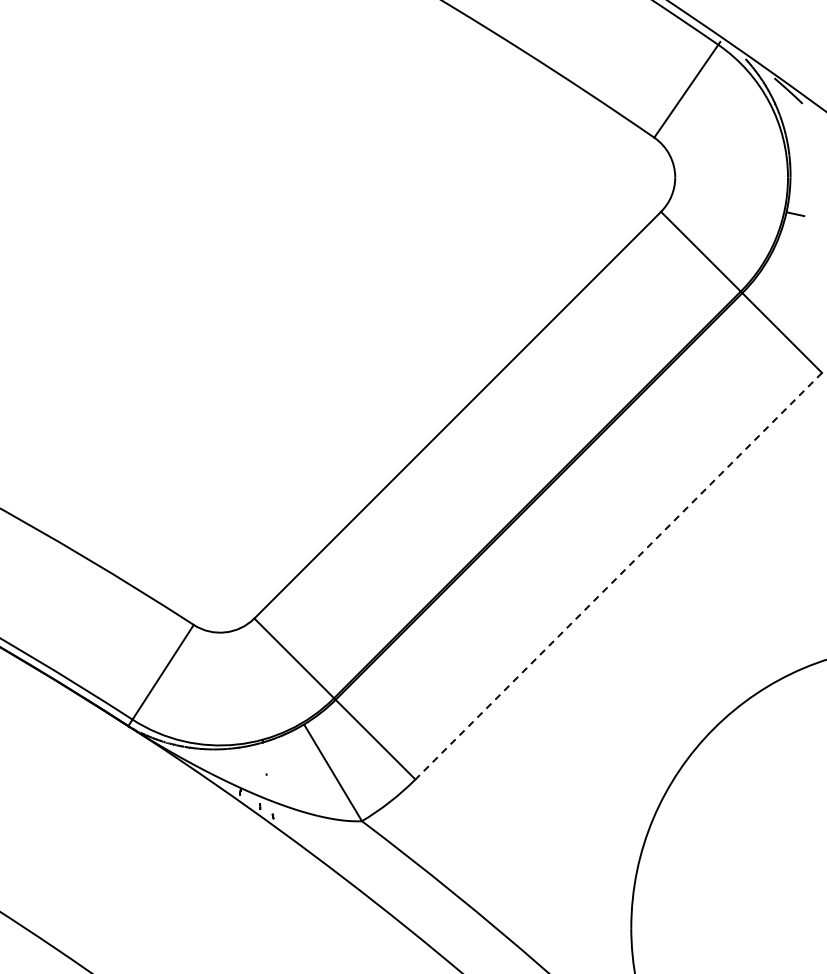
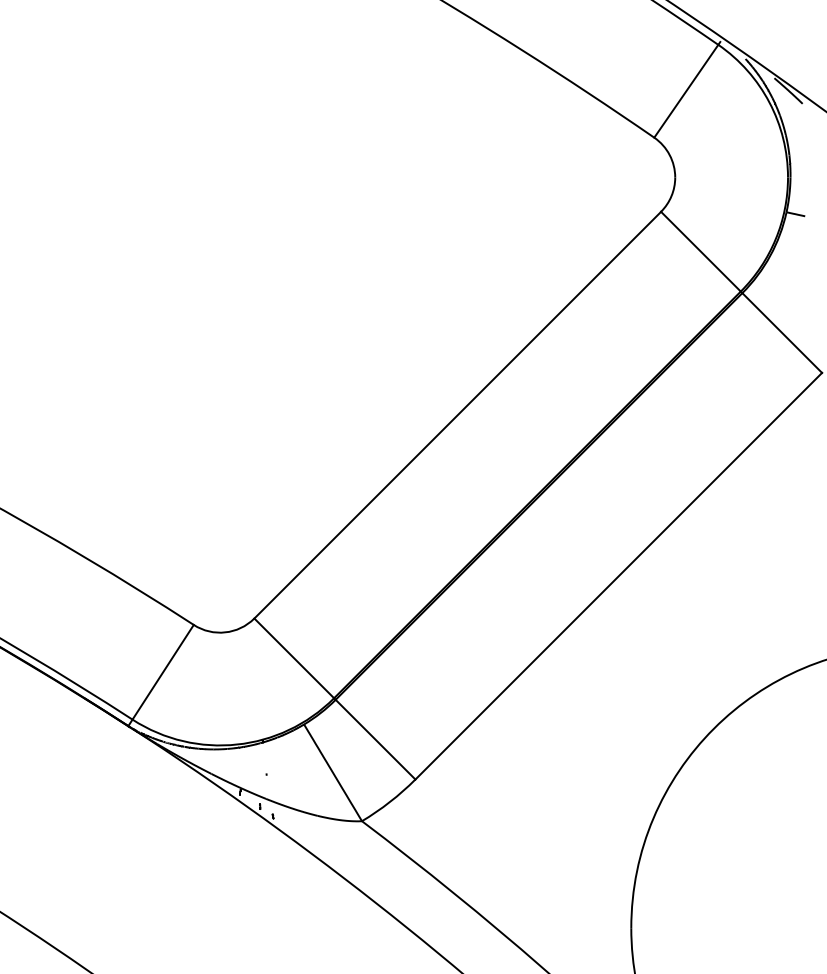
line: dashed -> solid (618, 576)
